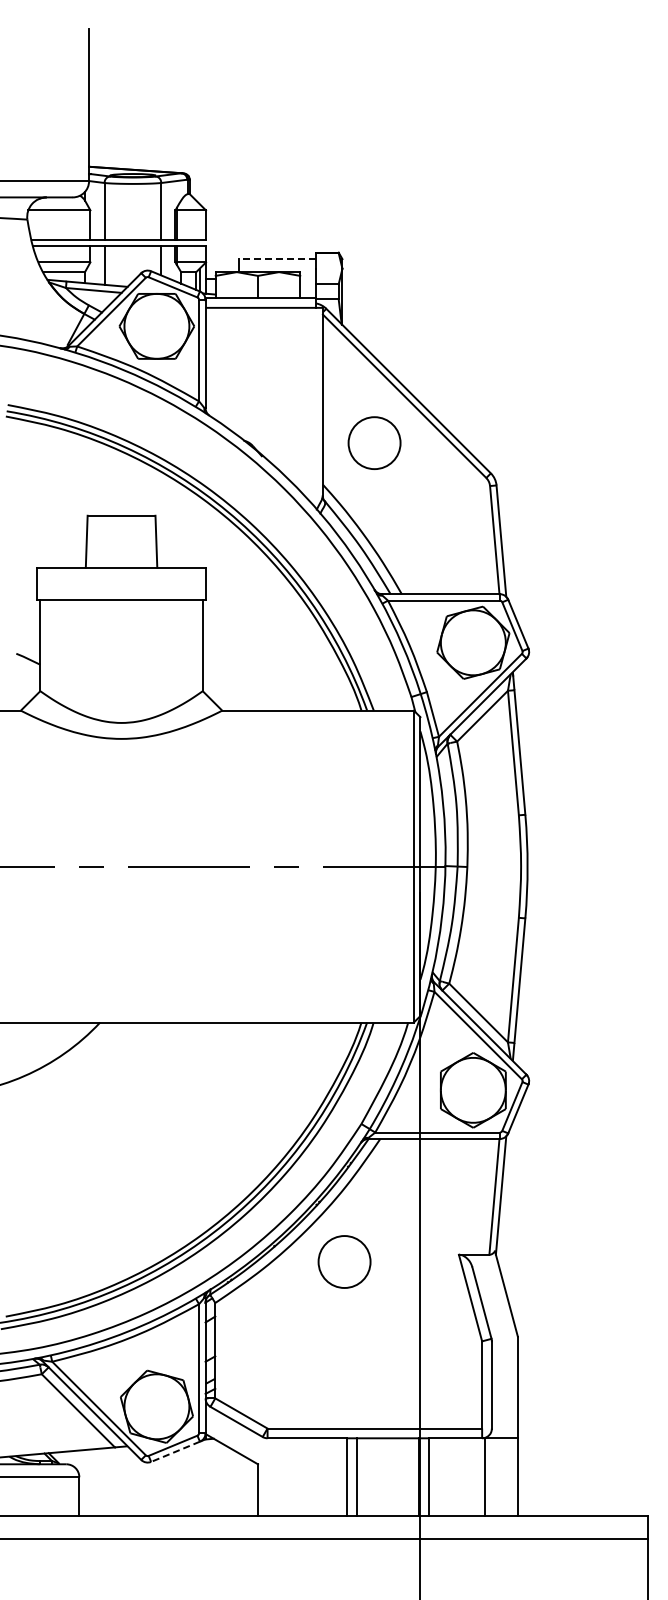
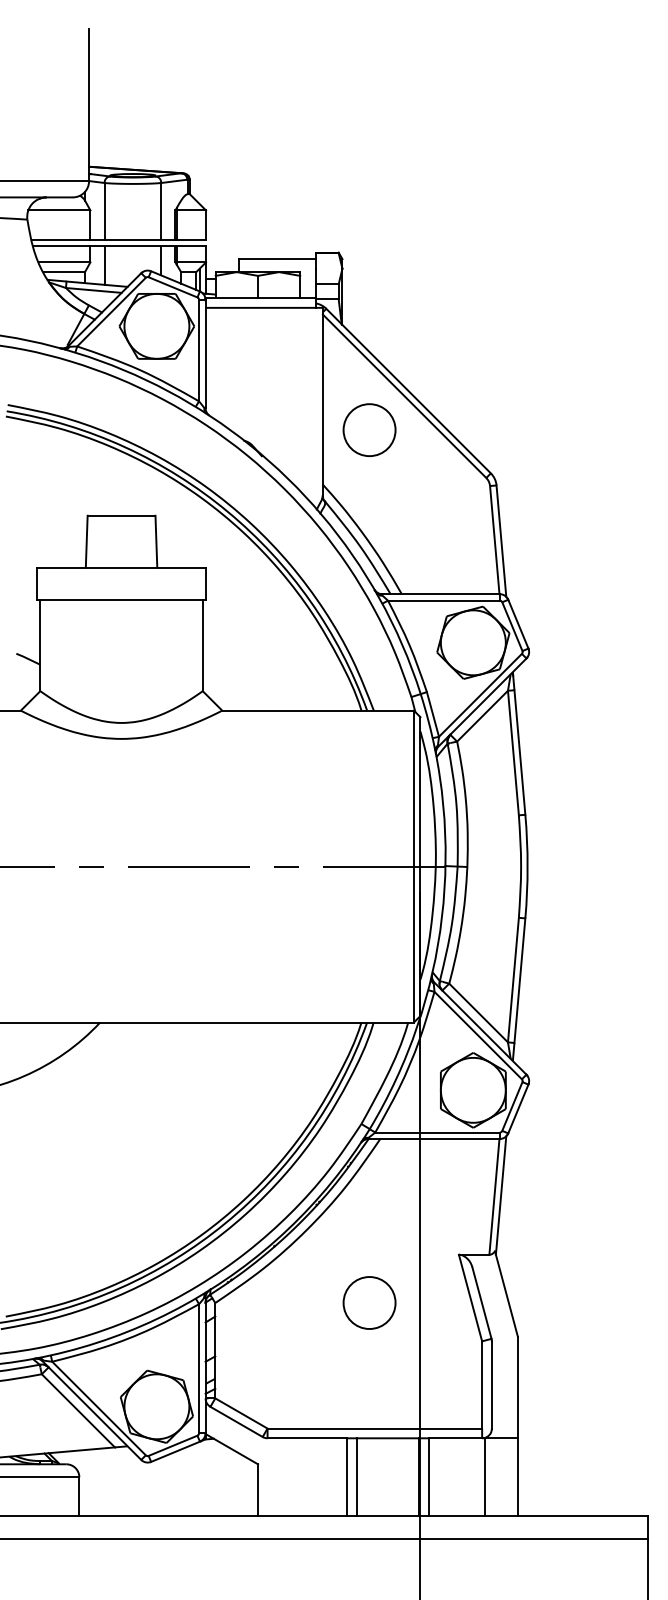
line: dashed -> solid (277, 259)
circle position: (374, 442) -> (369, 429) (369, 429)
circle position: (344, 1261) -> (369, 1302) (369, 1302)
line: dashed -> solid (175, 1452)
